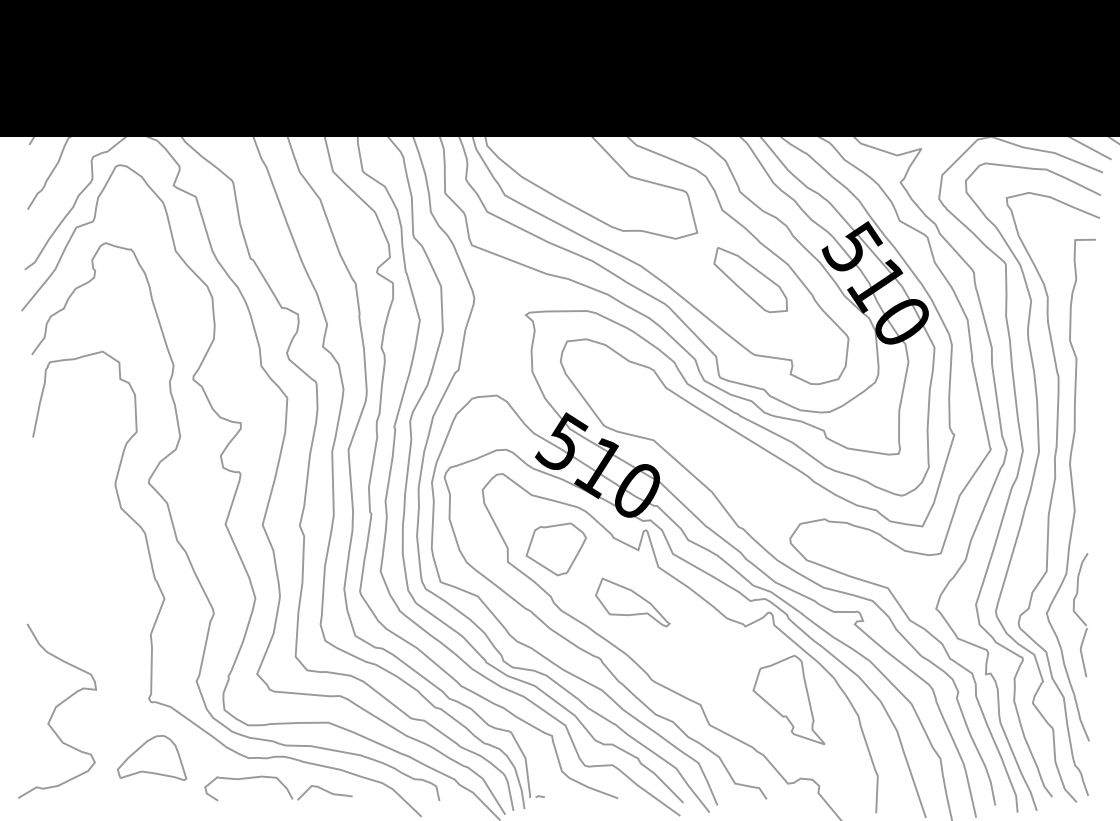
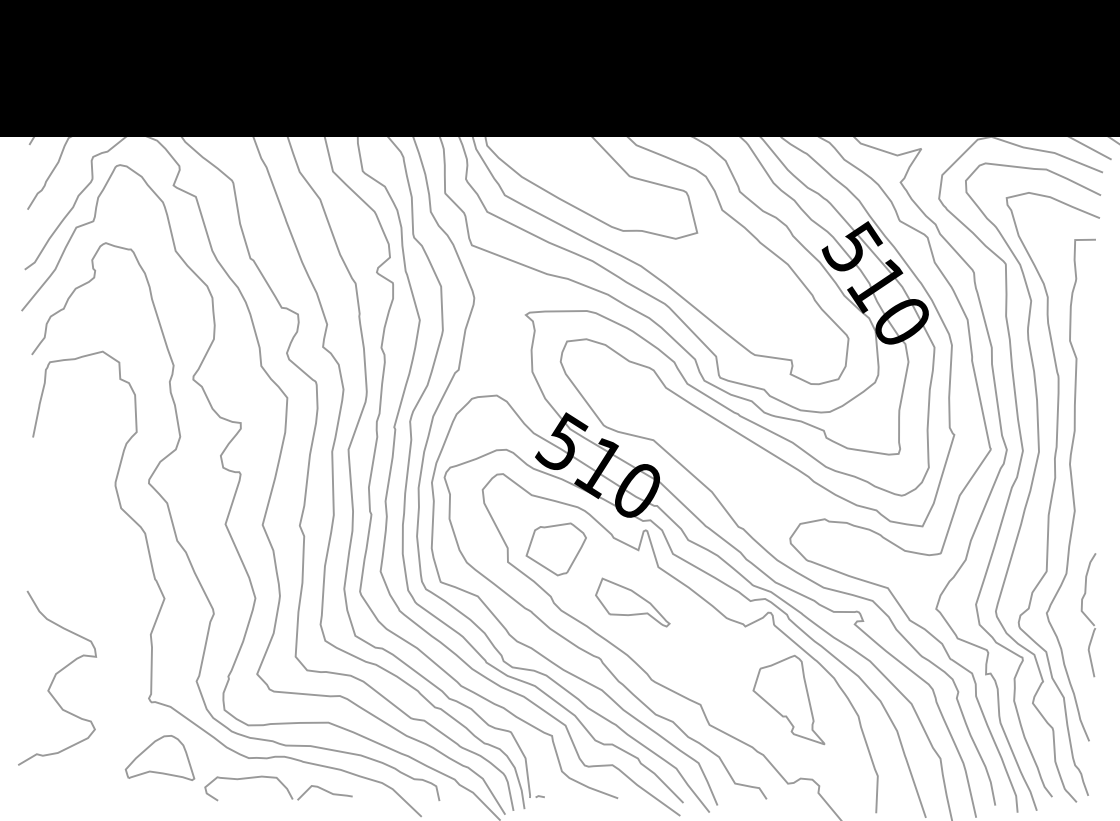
part: present -> none (750, 279)
part position: (1080, 614) -> (1088, 614) (1088, 614)
curve position: (55, 710) -> (55, 677) (55, 677)
part position: (151, 757) -> (159, 757) (159, 757)
